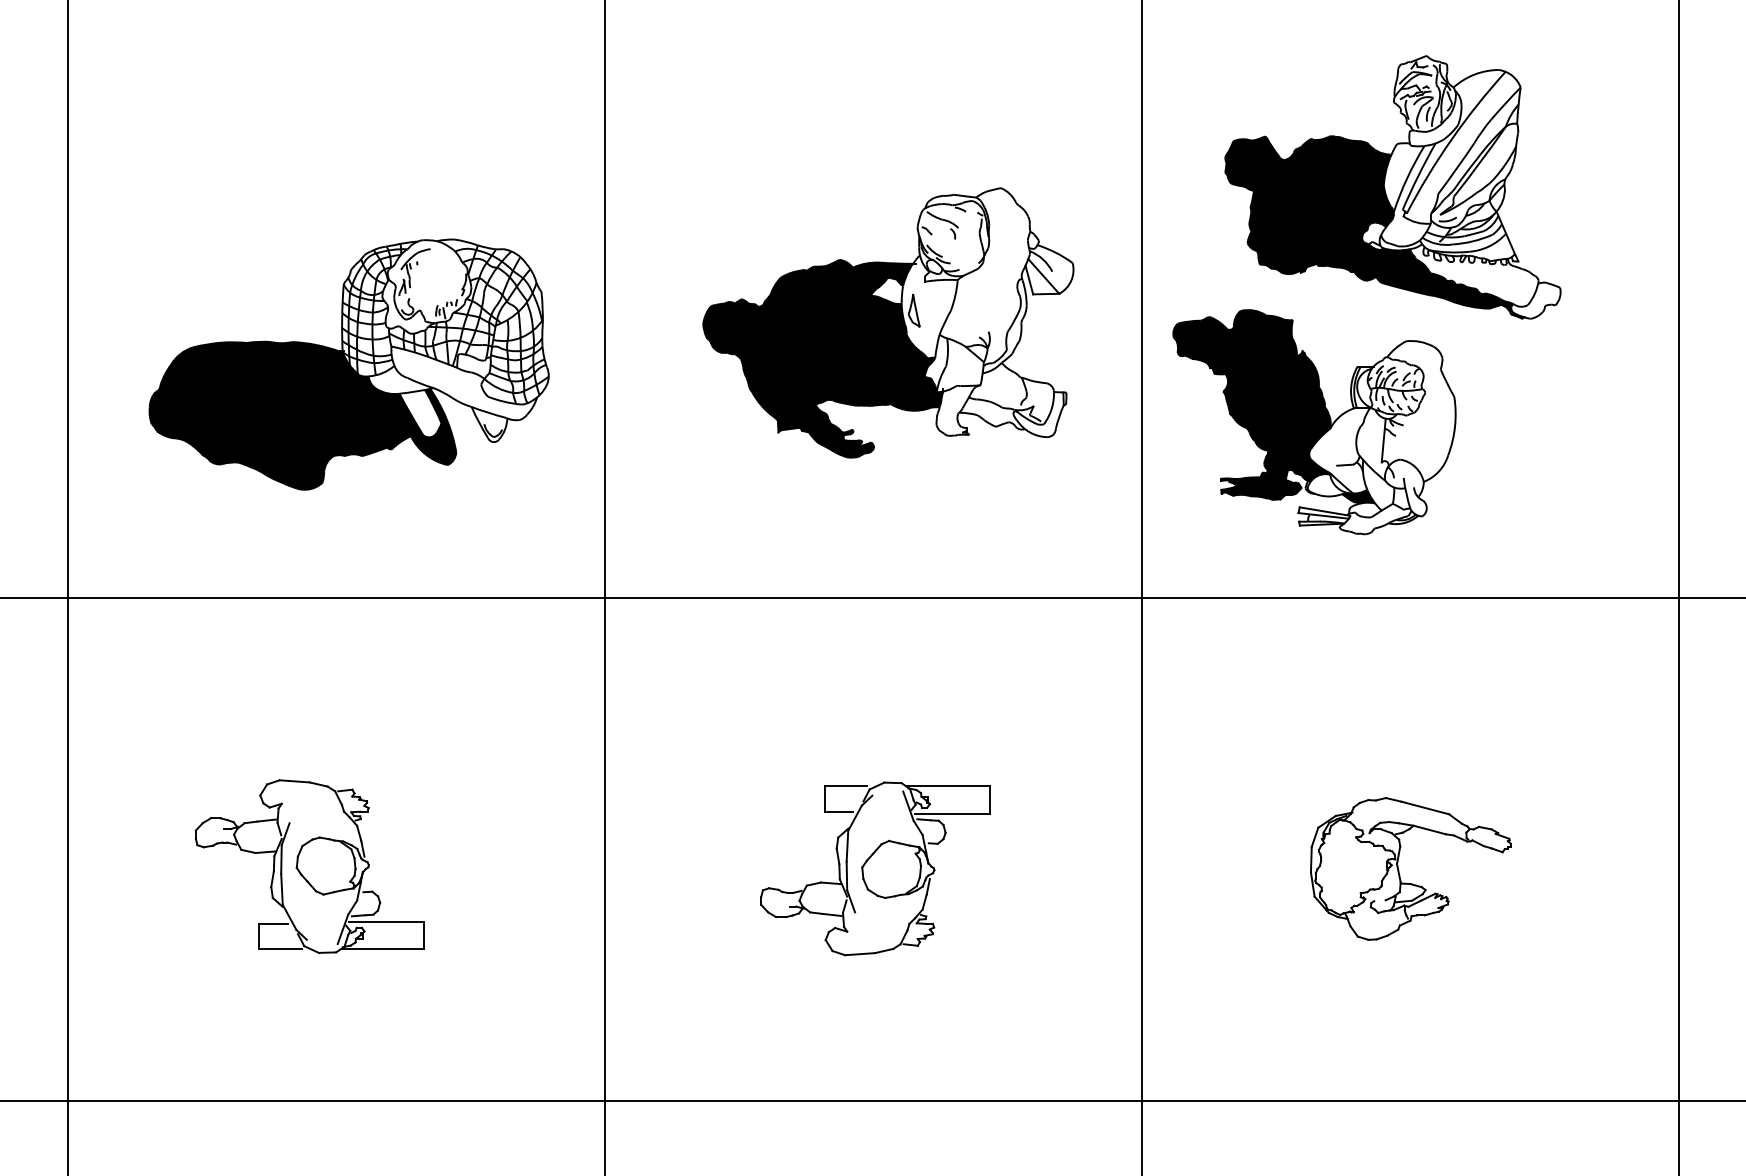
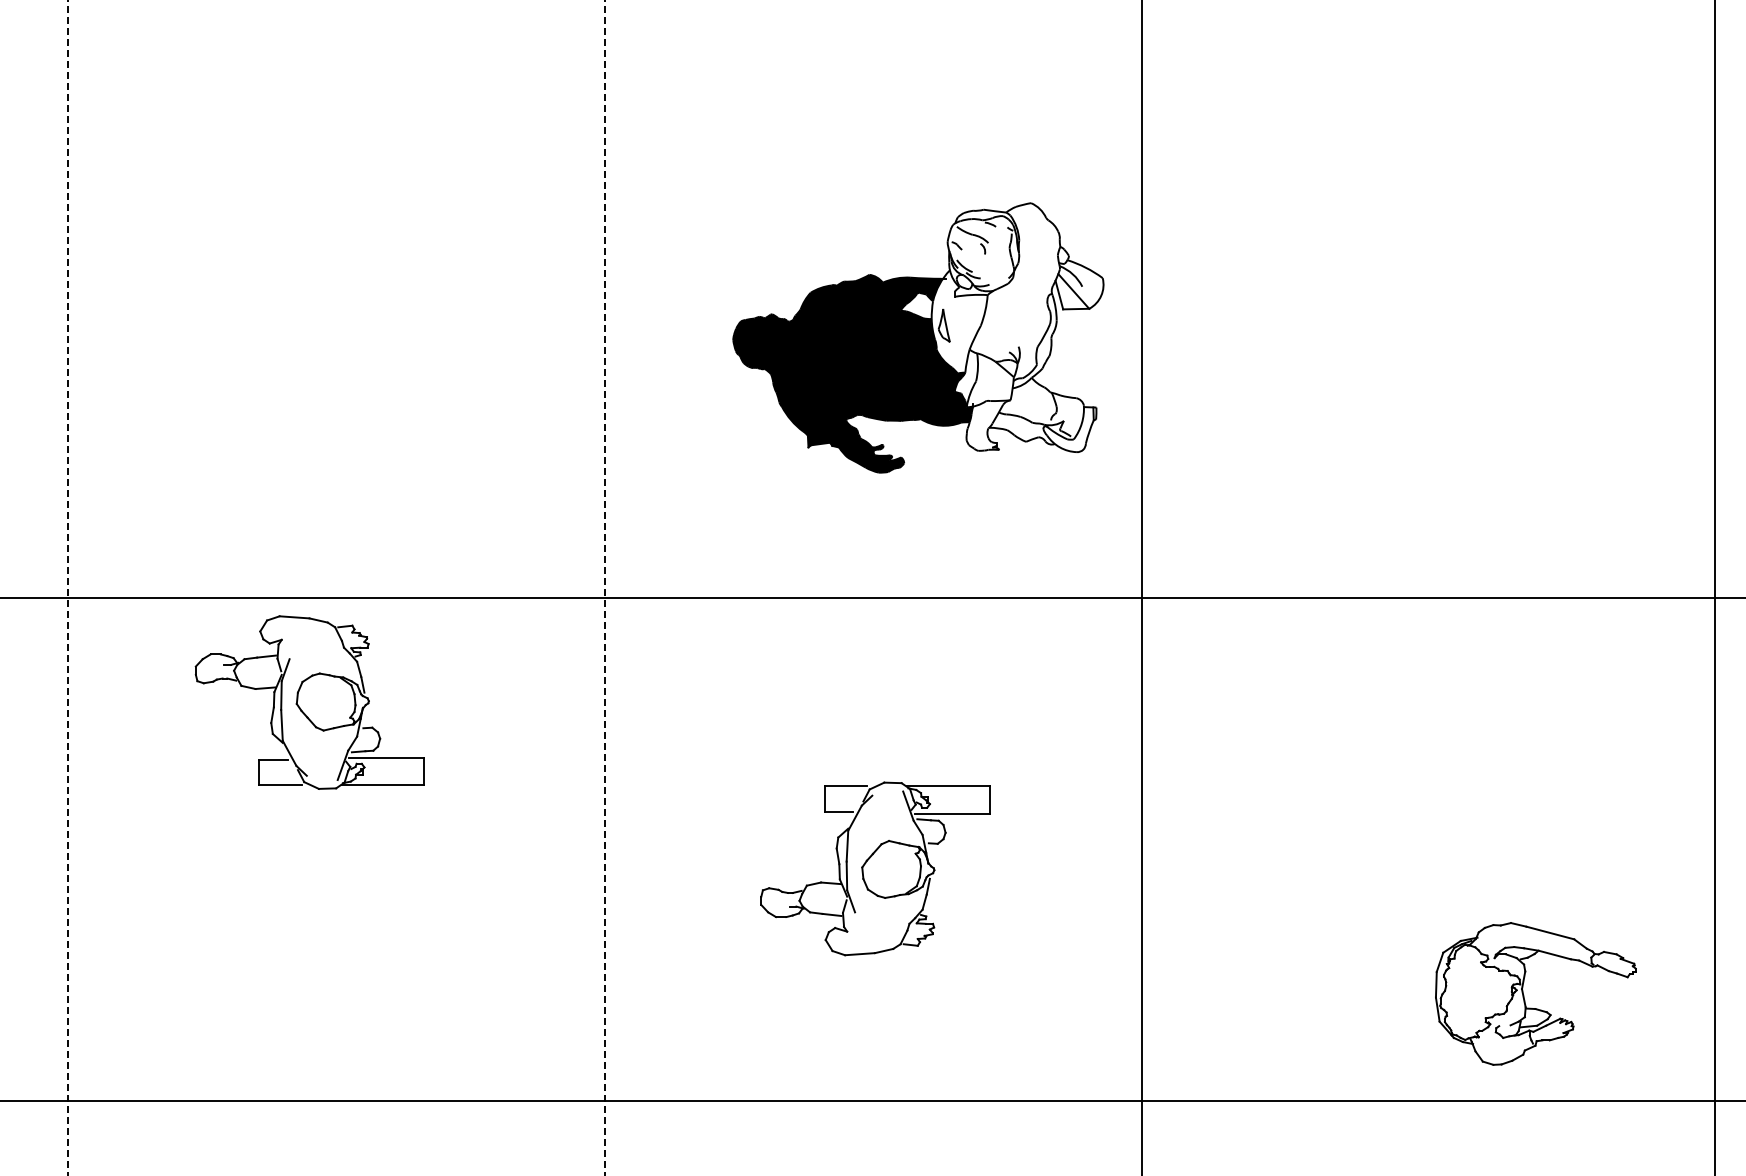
part: present -> none (1366, 281)
part position: (888, 322) -> (918, 337) (918, 337)
part: present -> none (348, 364)
line position: (1679, 587) -> (1715, 587) (1715, 587)
line: solid -> dashed (68, 588)
line: solid -> dashed (605, 588)
part position: (309, 866) -> (309, 702) (309, 702)
part position: (1399, 870) -> (1524, 995) (1524, 995)
